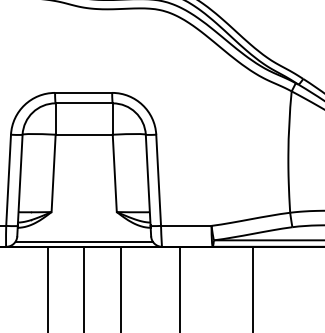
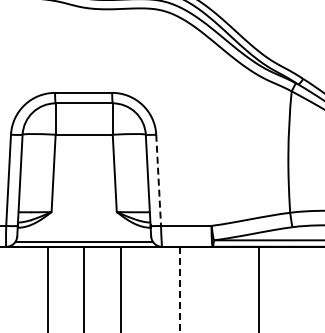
line: solid -> dashed (158, 180)
line position: (253, 287) -> (259, 287) (259, 287)
line: solid -> dashed (179, 289)
